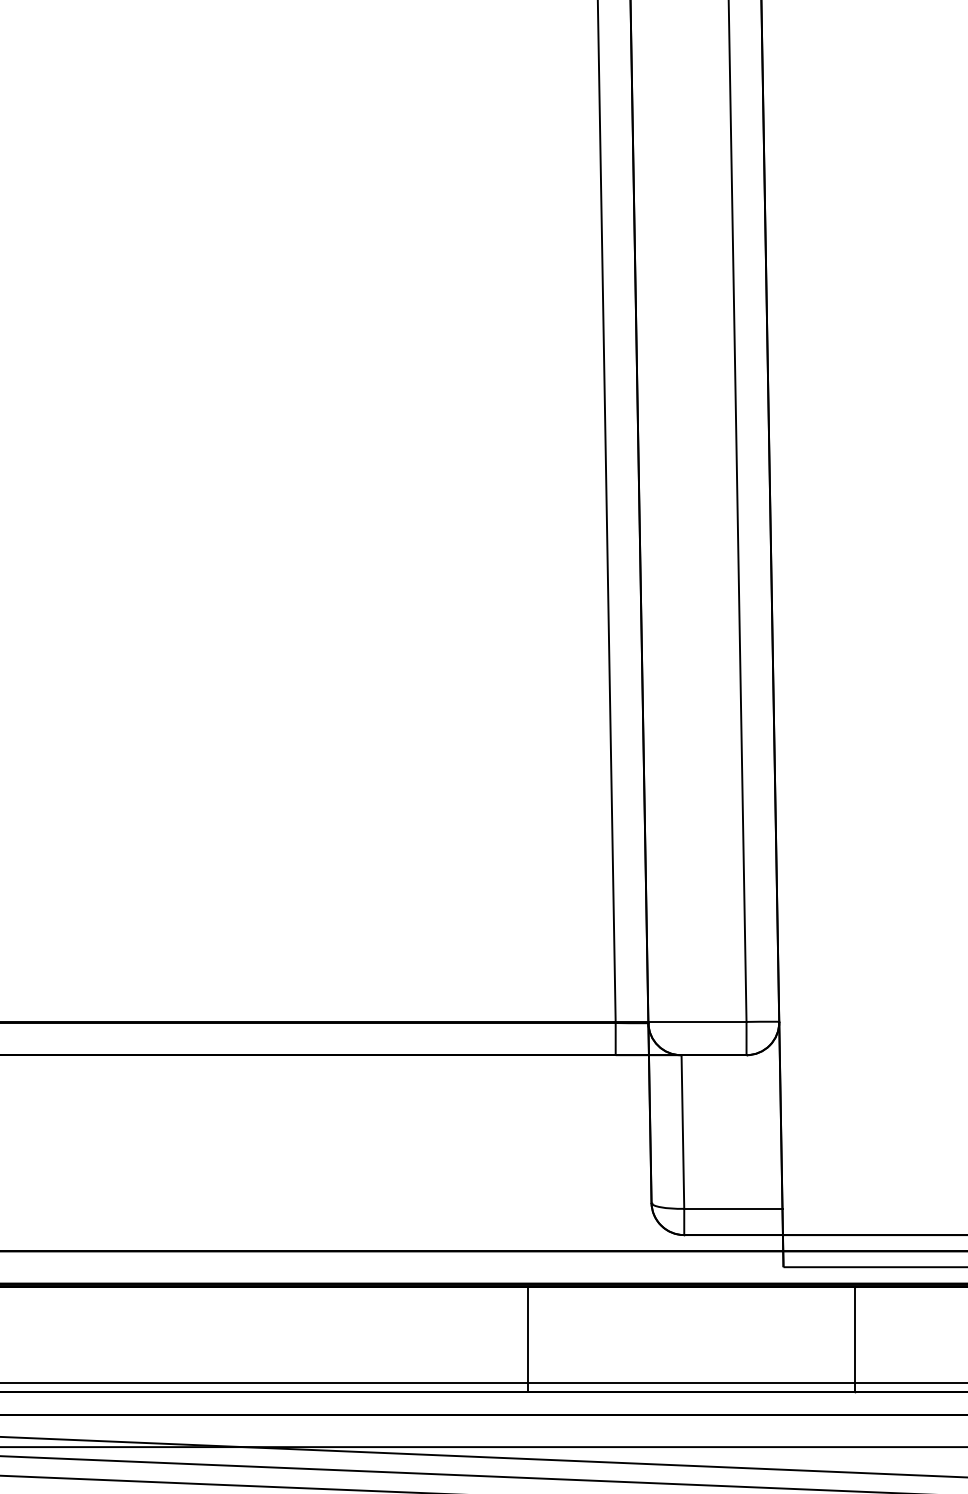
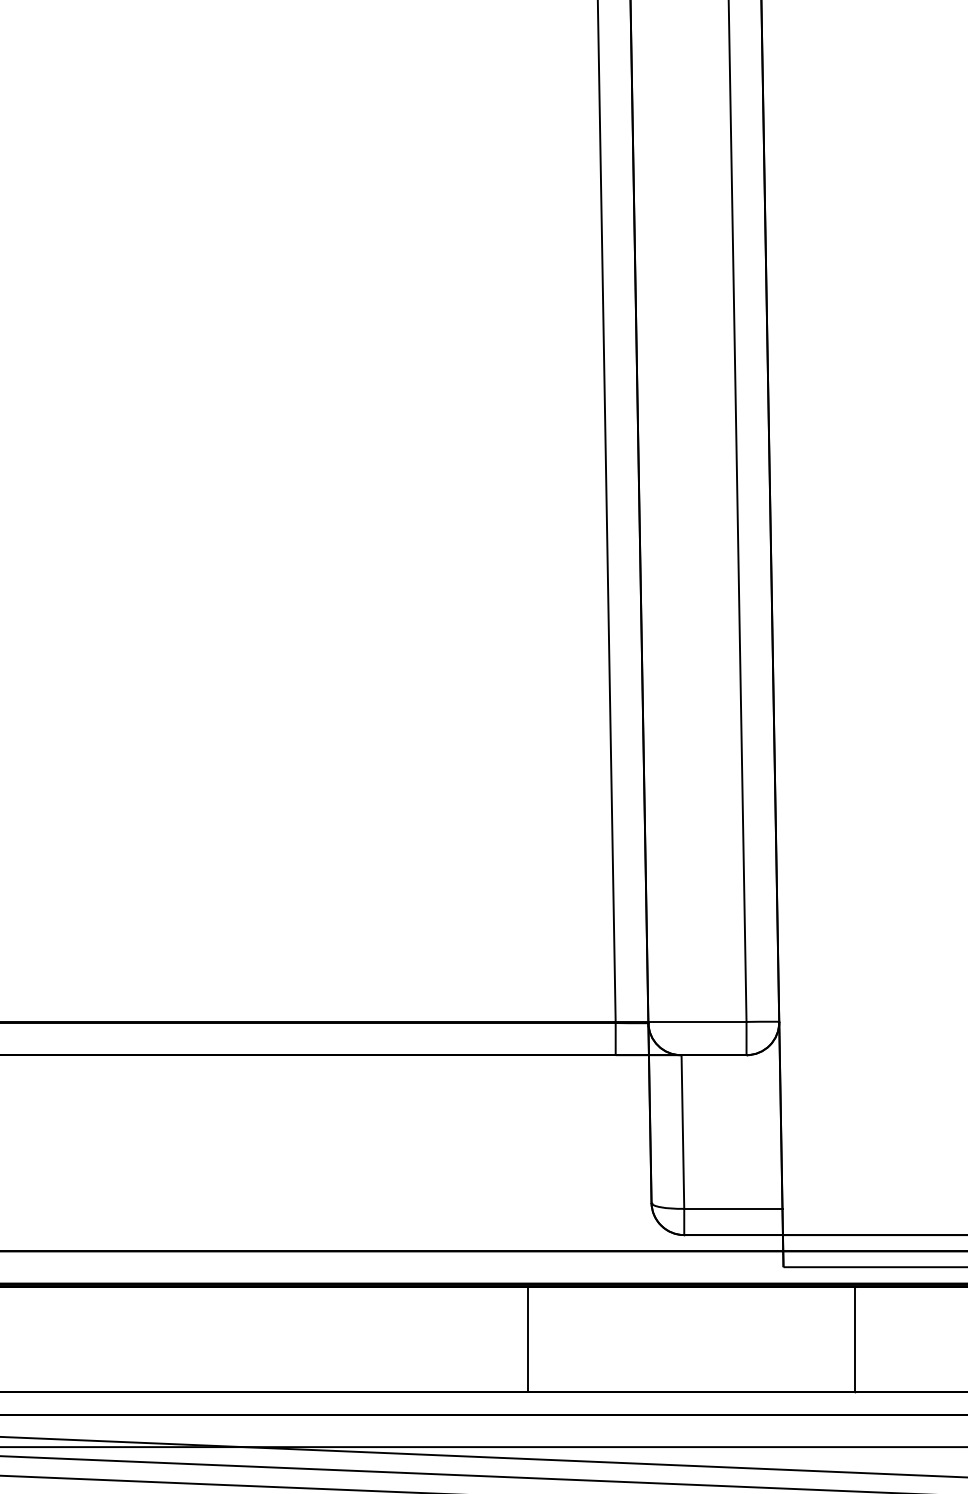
line: present -> none (483, 1382)
